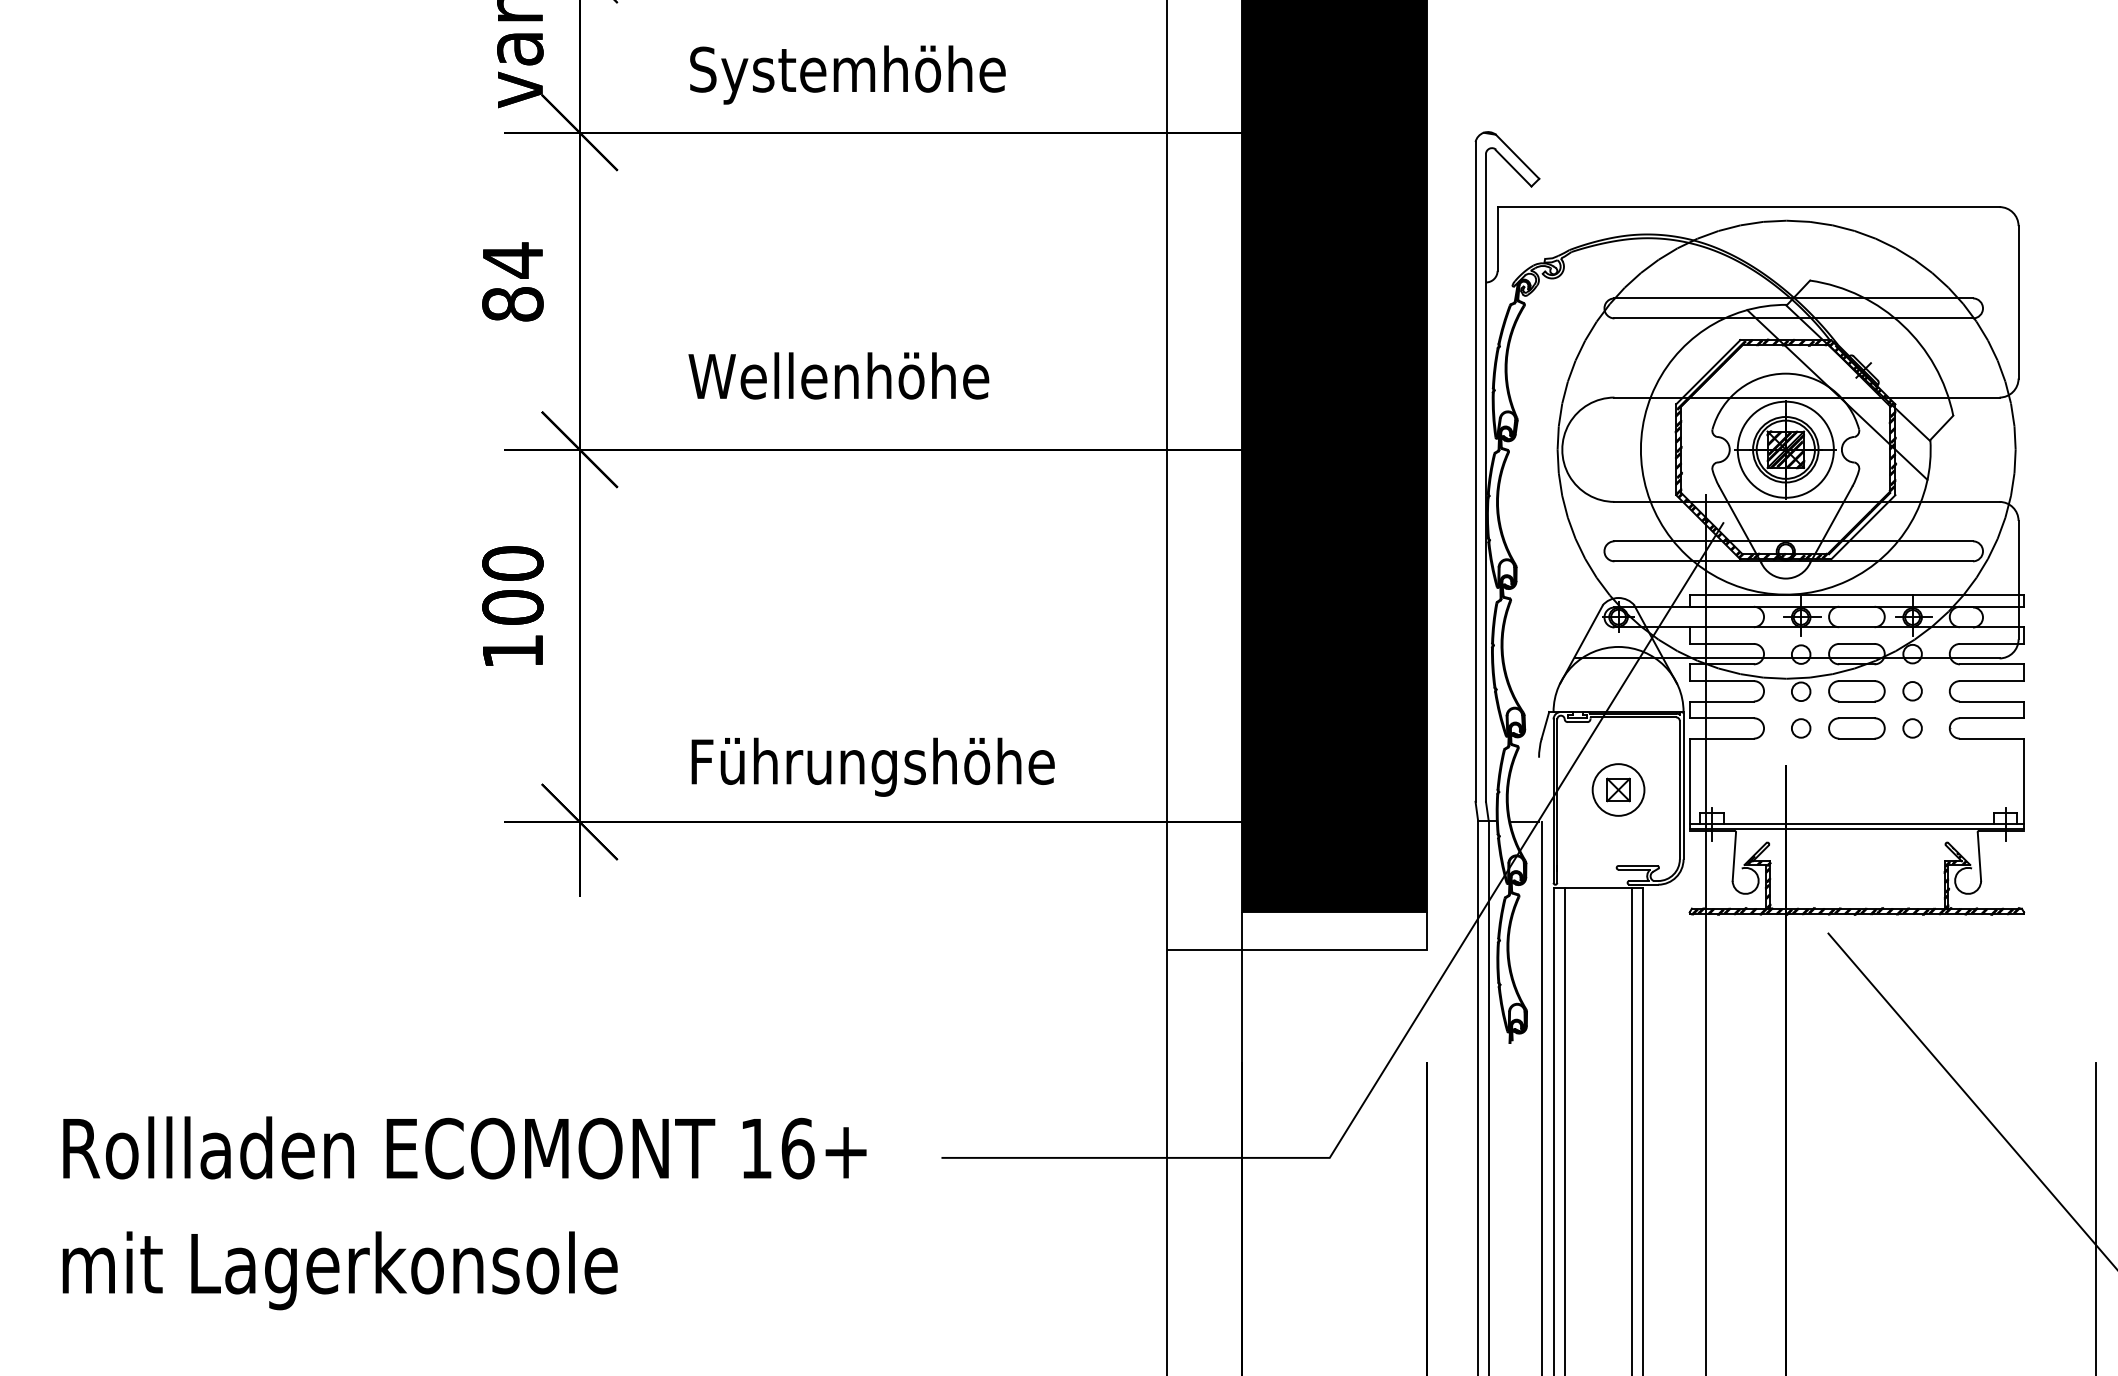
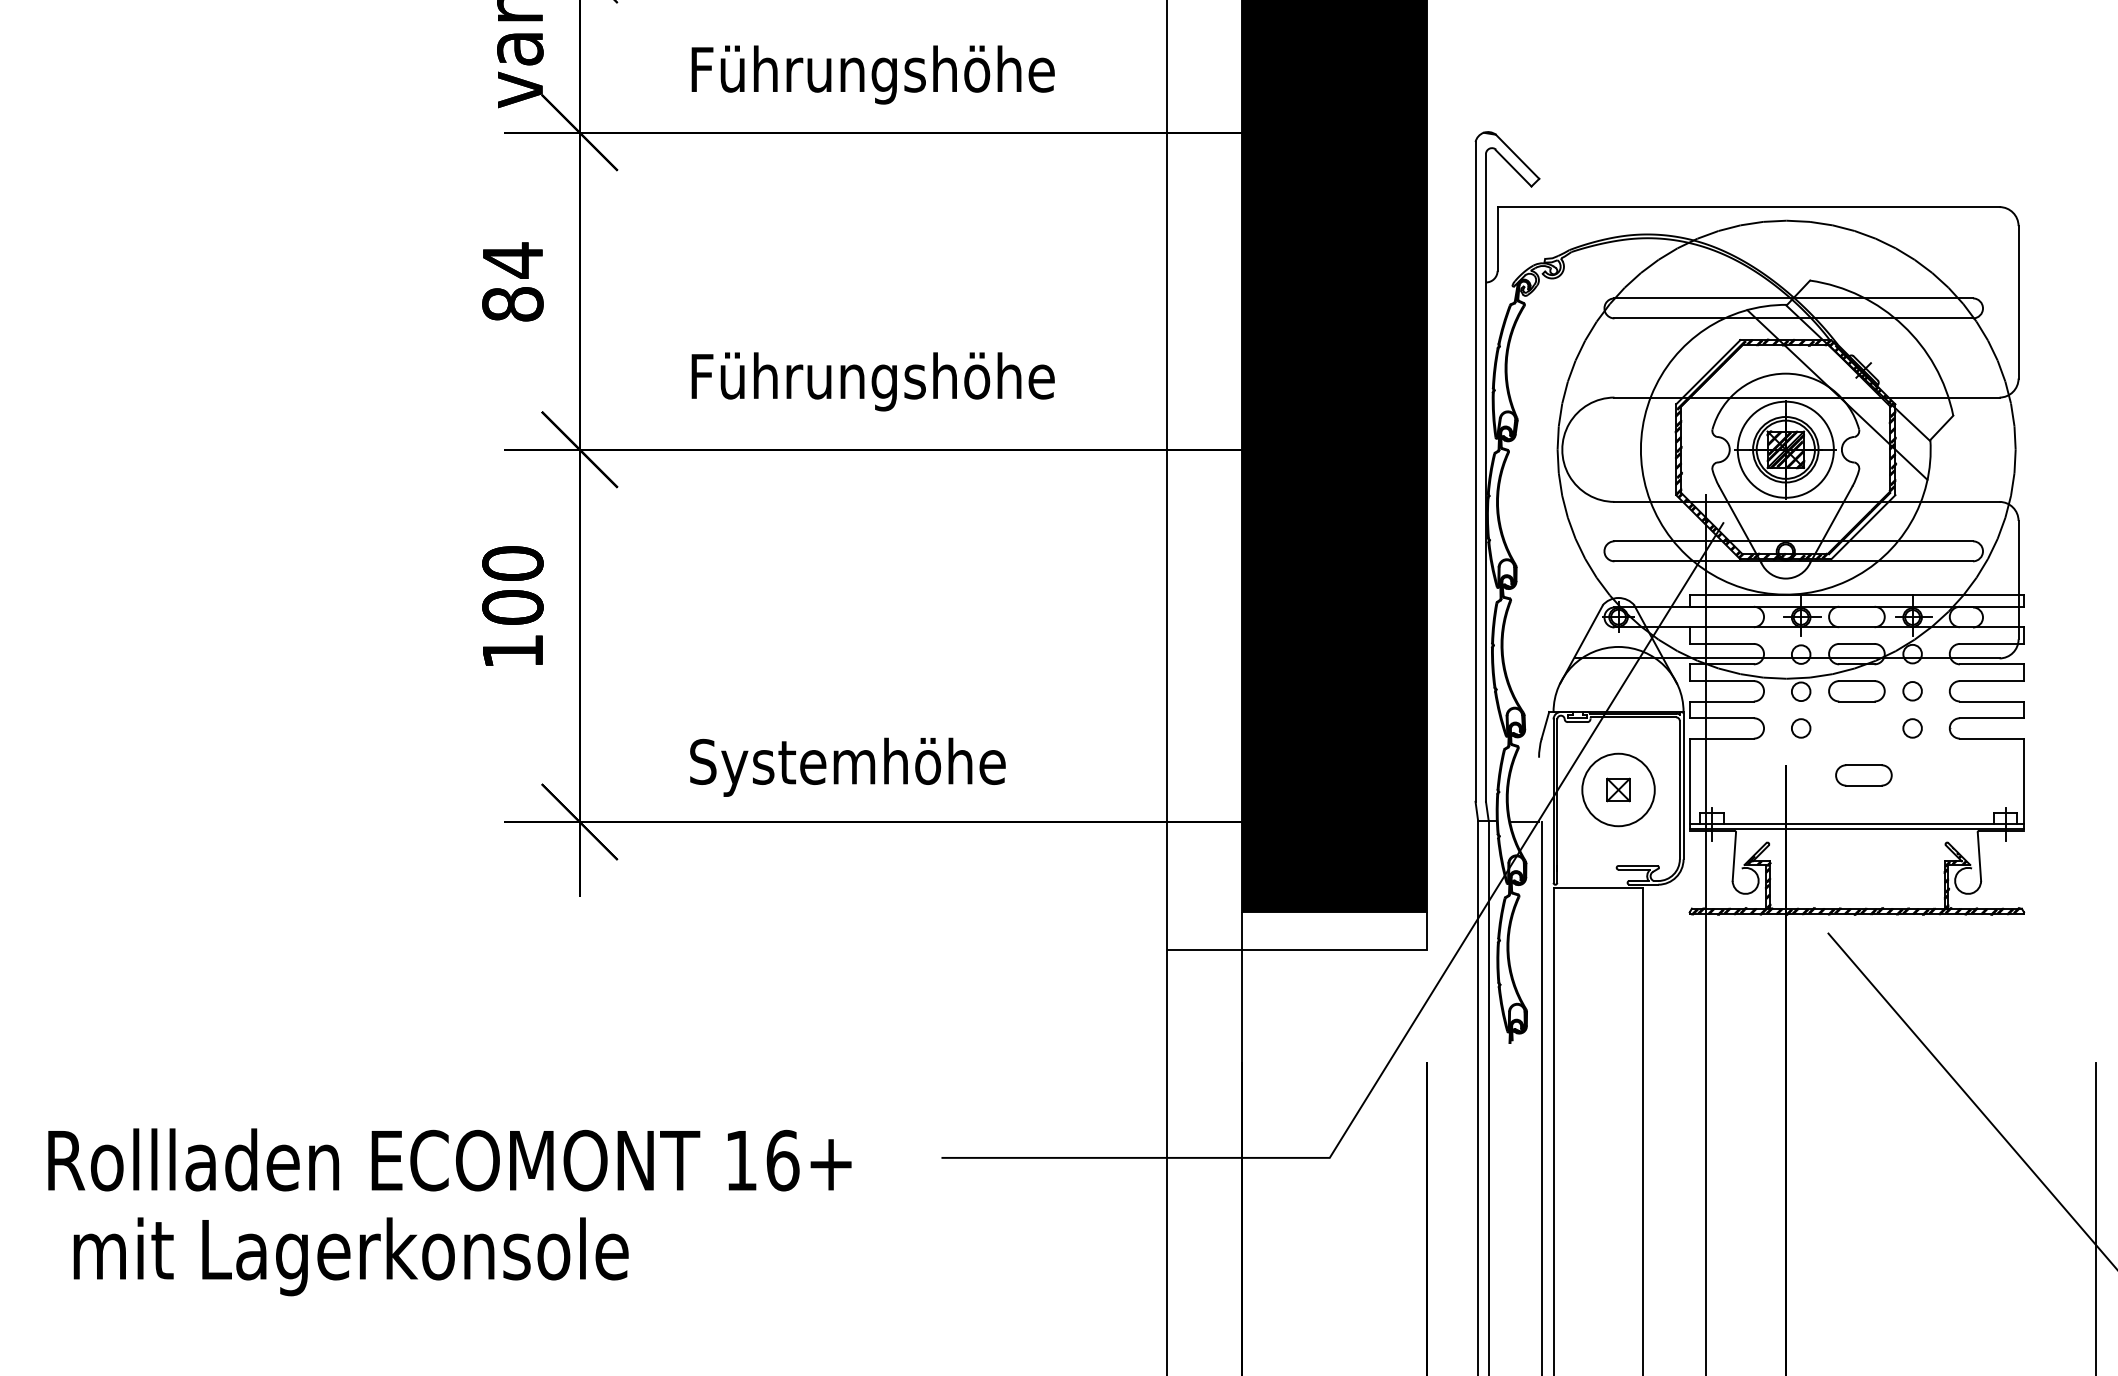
text: Systemhöhe -> Führungshöhe (872, 74)
text: Wellenhöhe -> Führungshöhe (871, 381)
part position: (1856, 728) -> (1863, 775) (1863, 775)
text: Führungshöhe -> Systemhöhe (872, 766)
circle diameter: 52 px -> 72 px (1618, 789)
line: present -> none (1564, 1129)
line: present -> none (1631, 1129)
text position: (464, 1147) -> (449, 1159) (449, 1159)
text position: (339, 1270) -> (350, 1256) (350, 1256)
